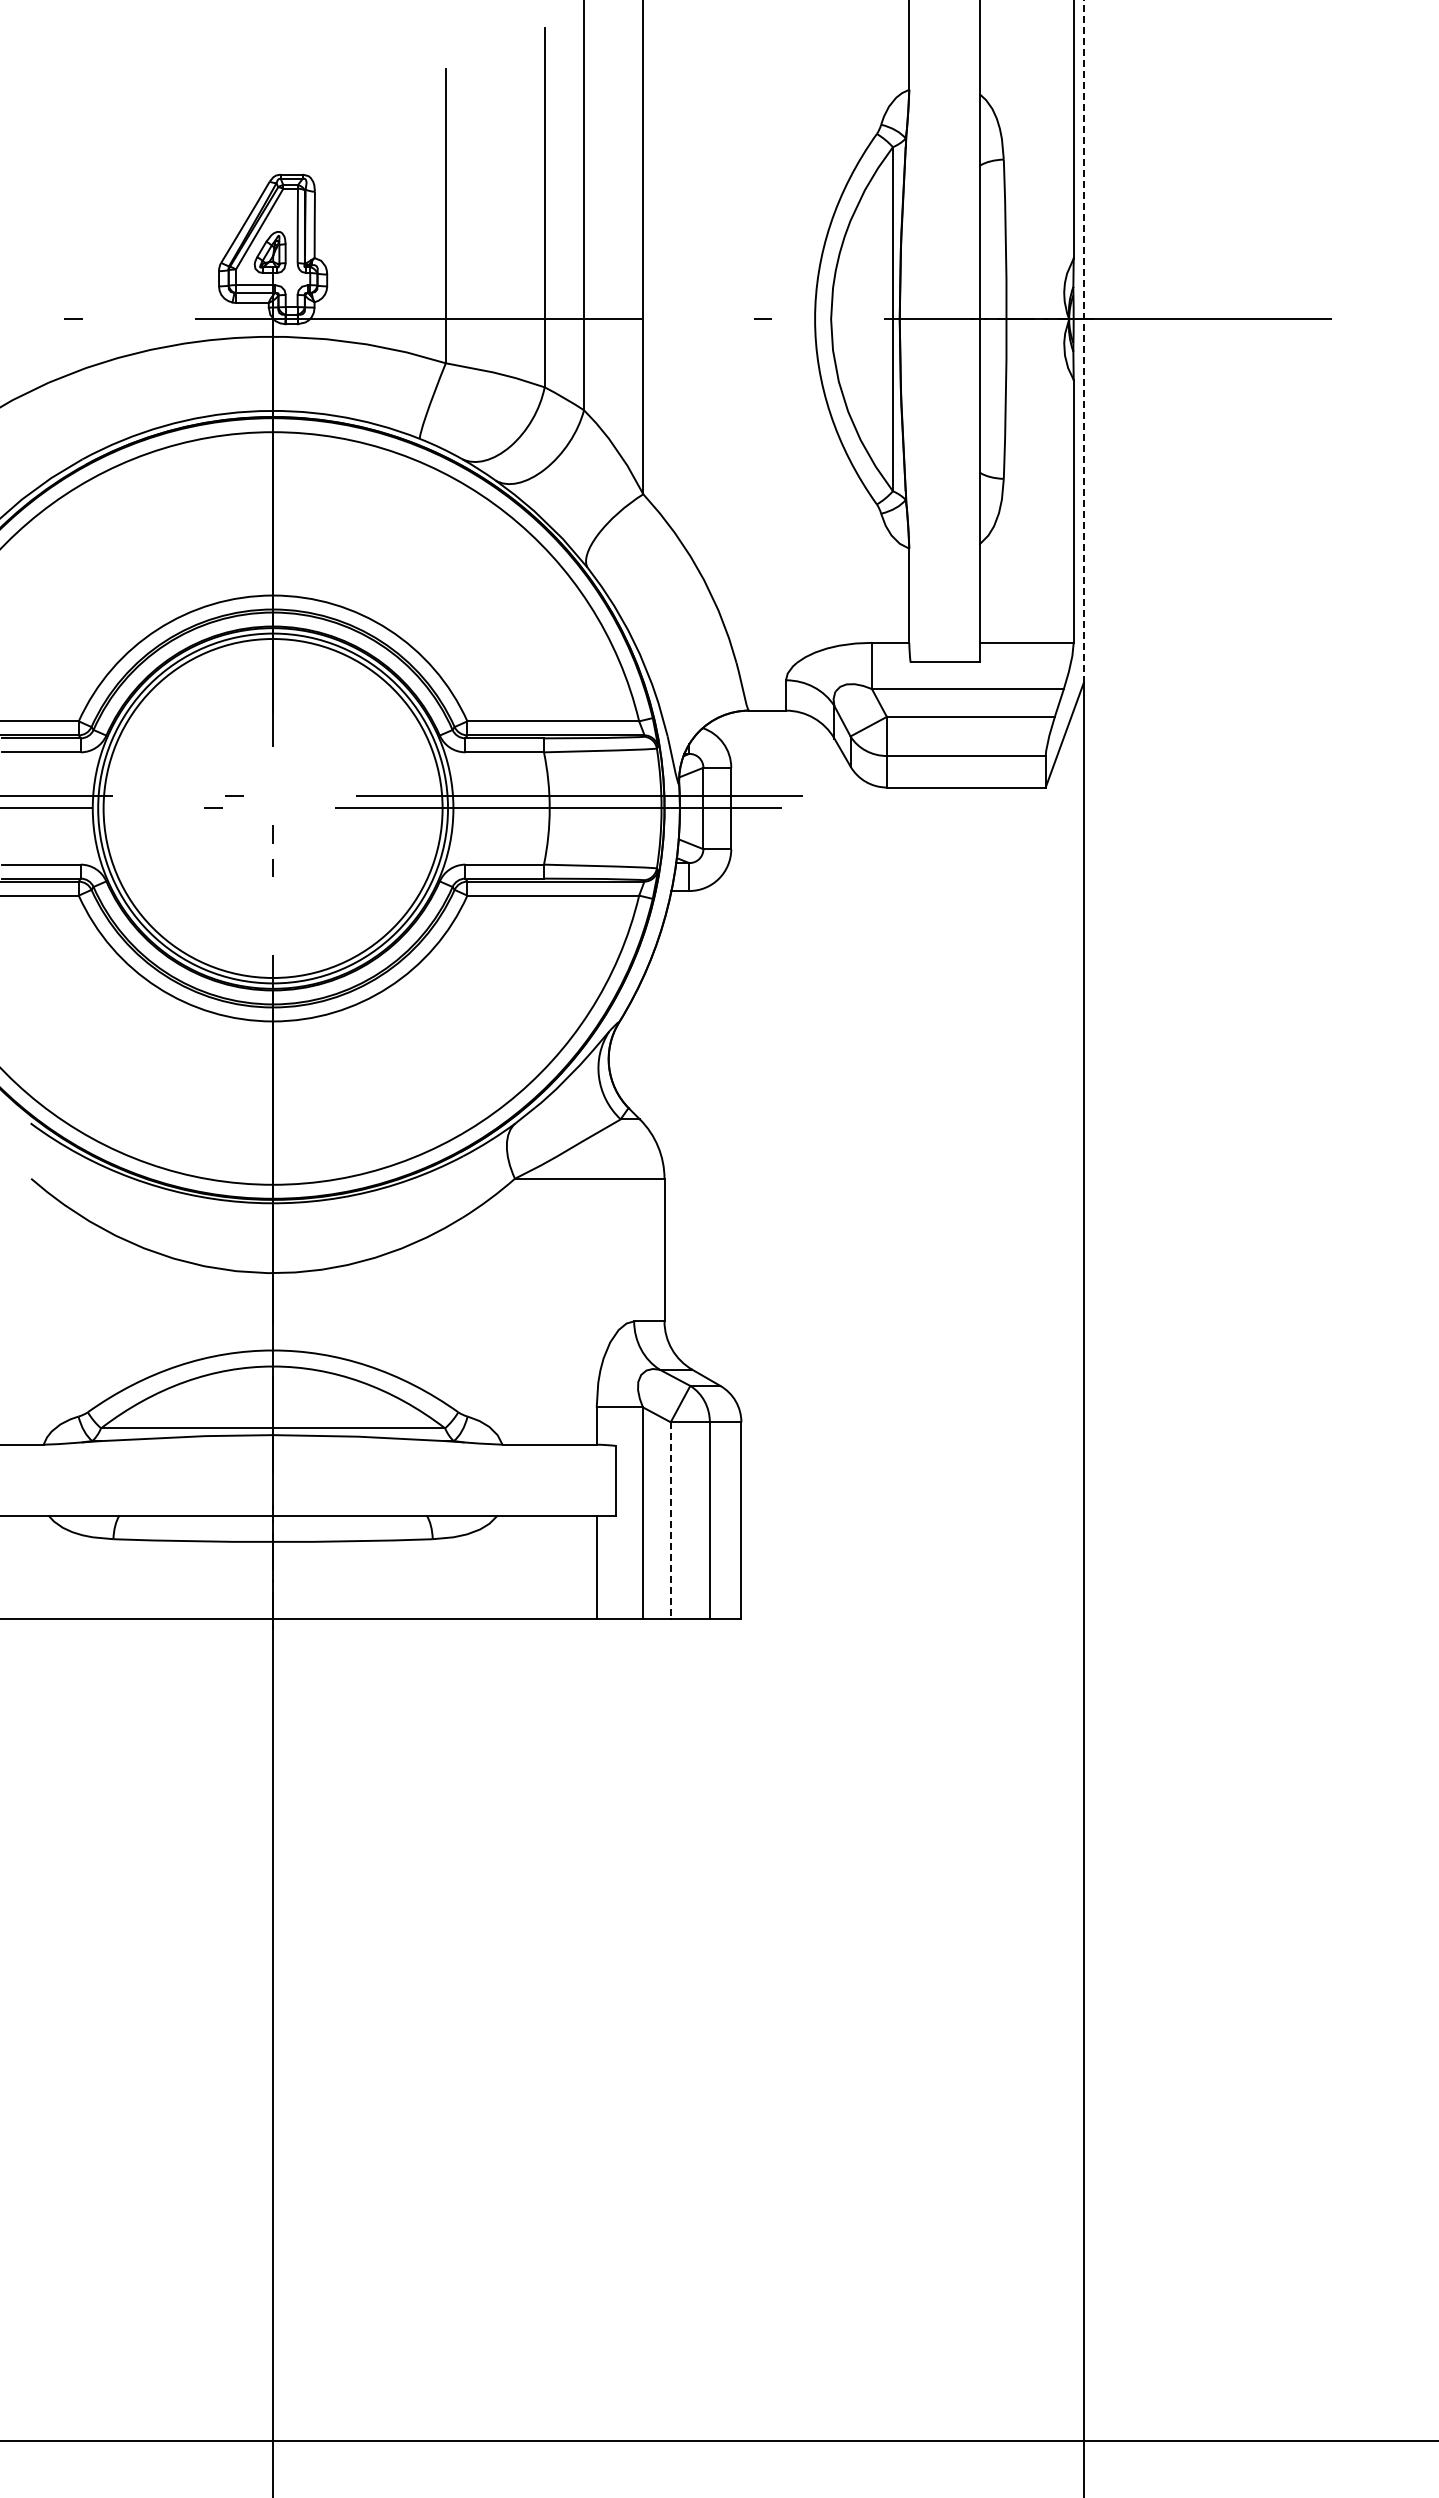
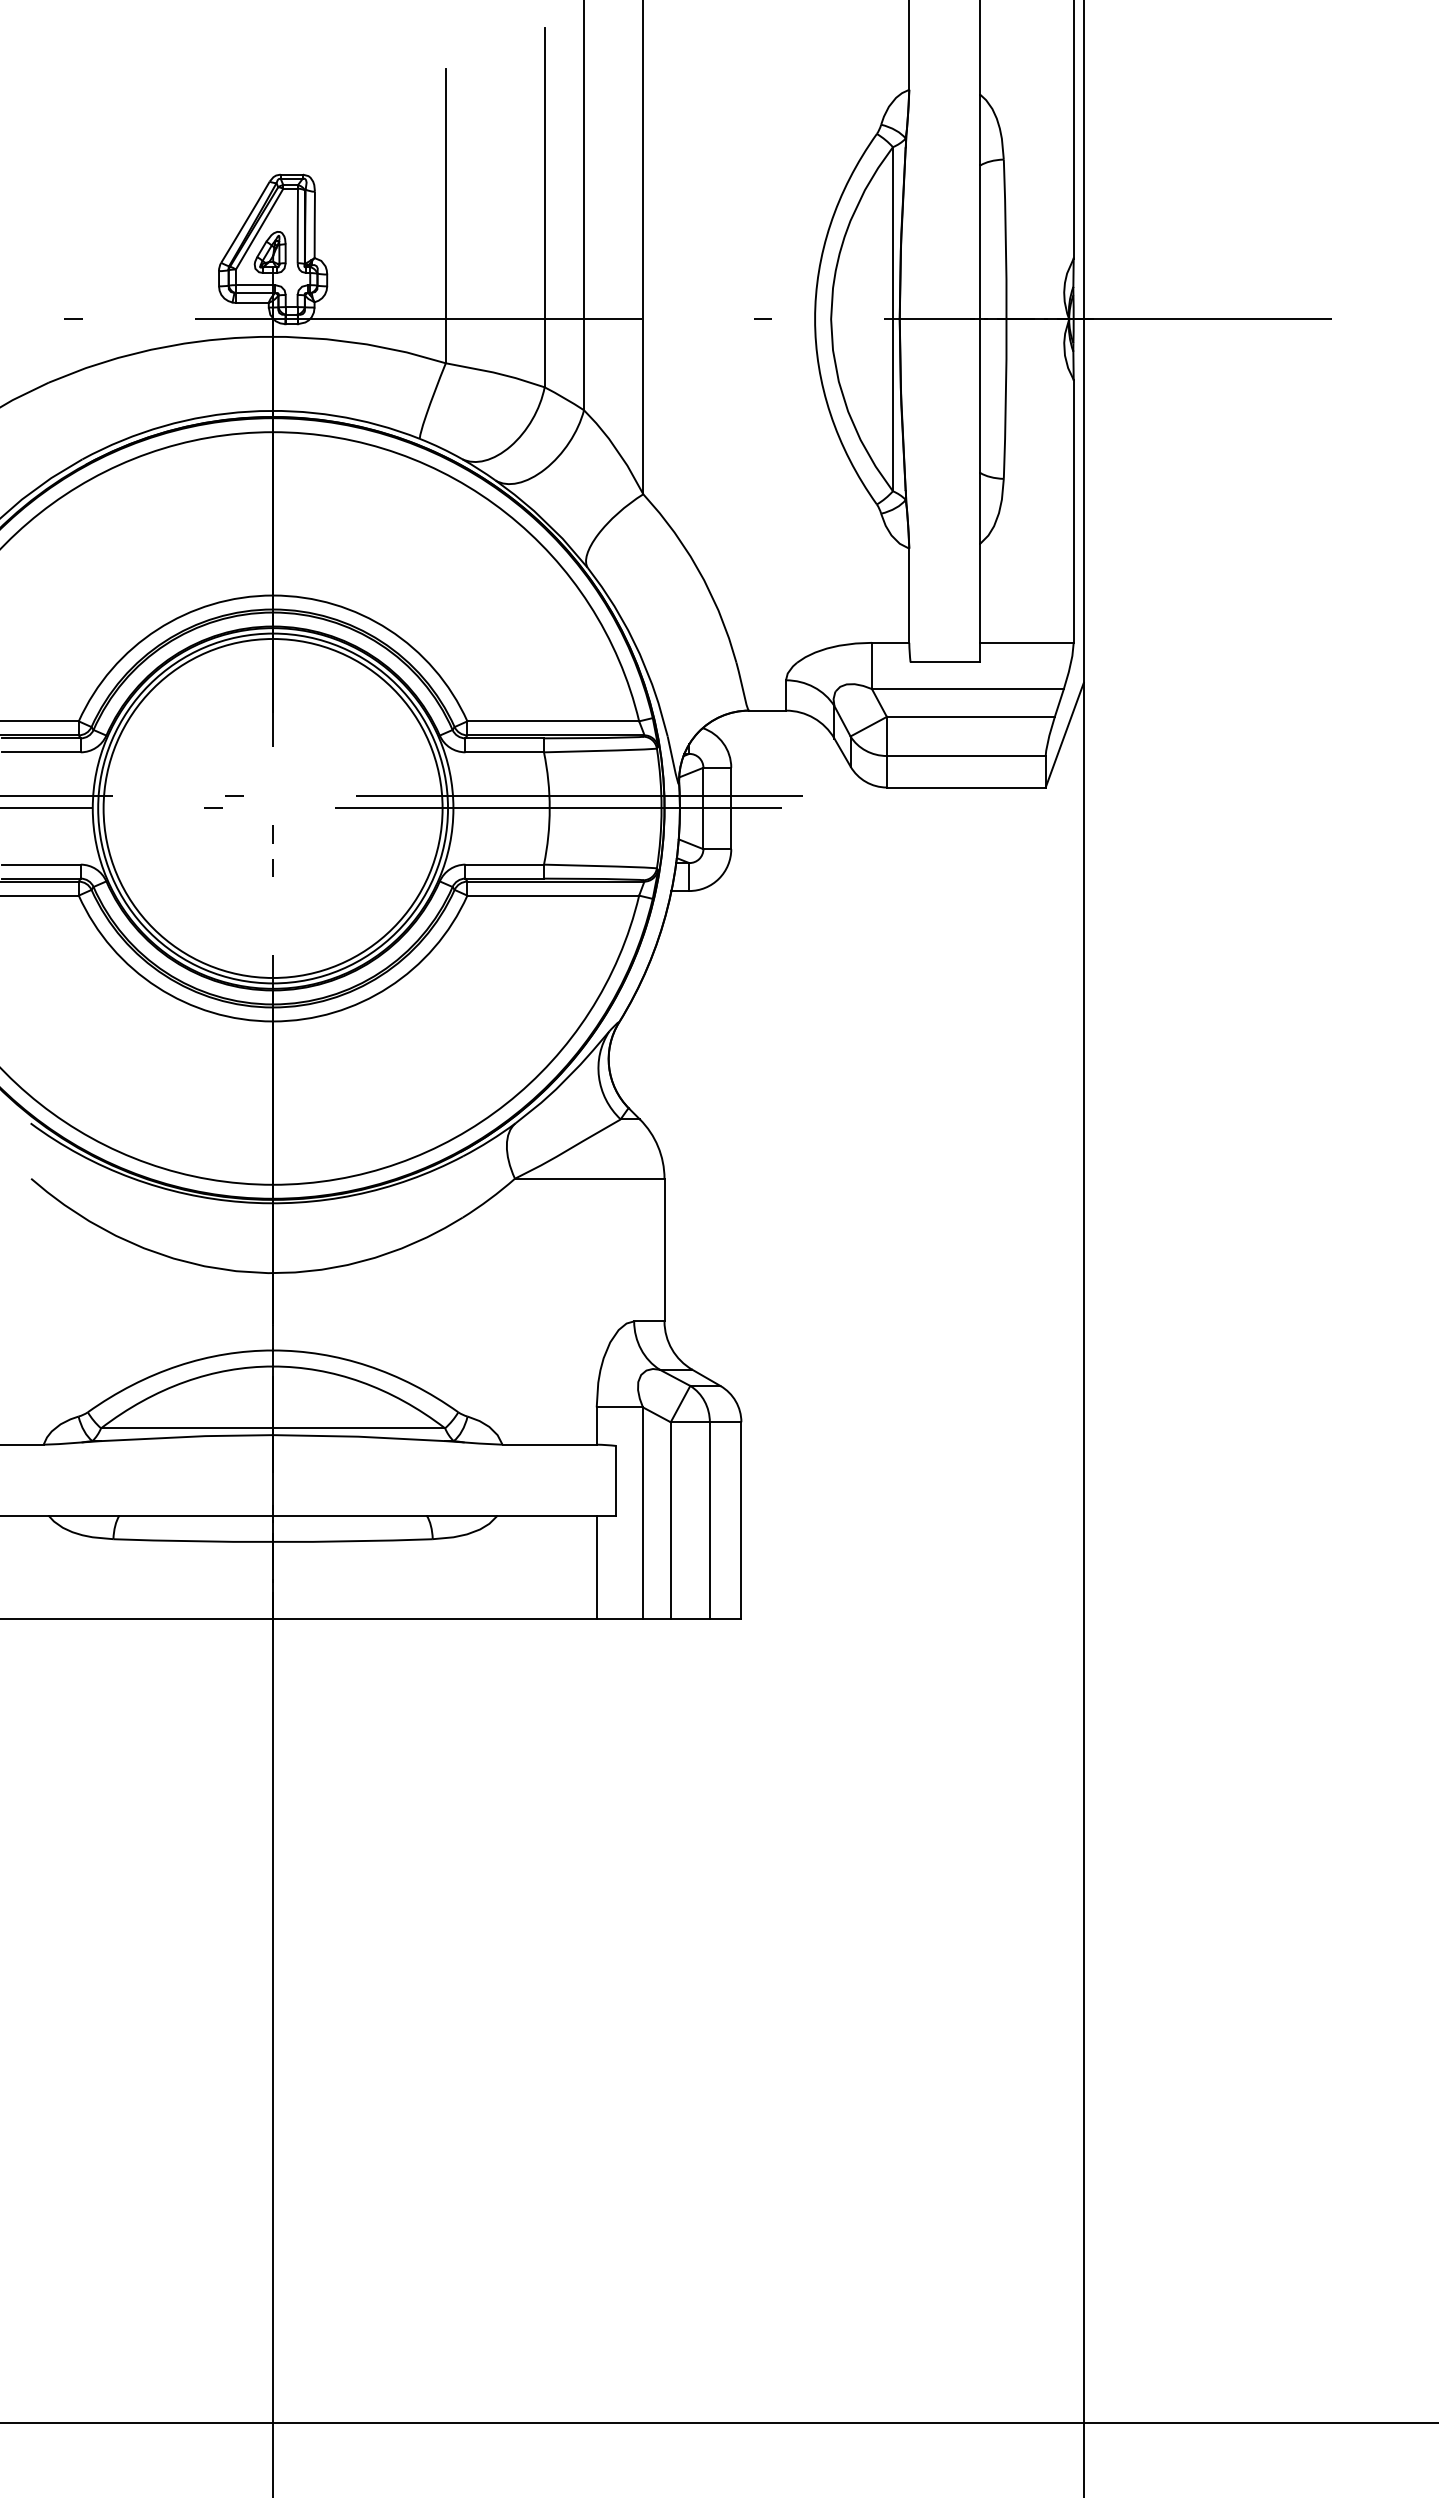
line: dashed -> solid (1083, 340)
line: dashed -> solid (670, 1521)
line position: (718, 2441) -> (718, 2423) (718, 2423)
